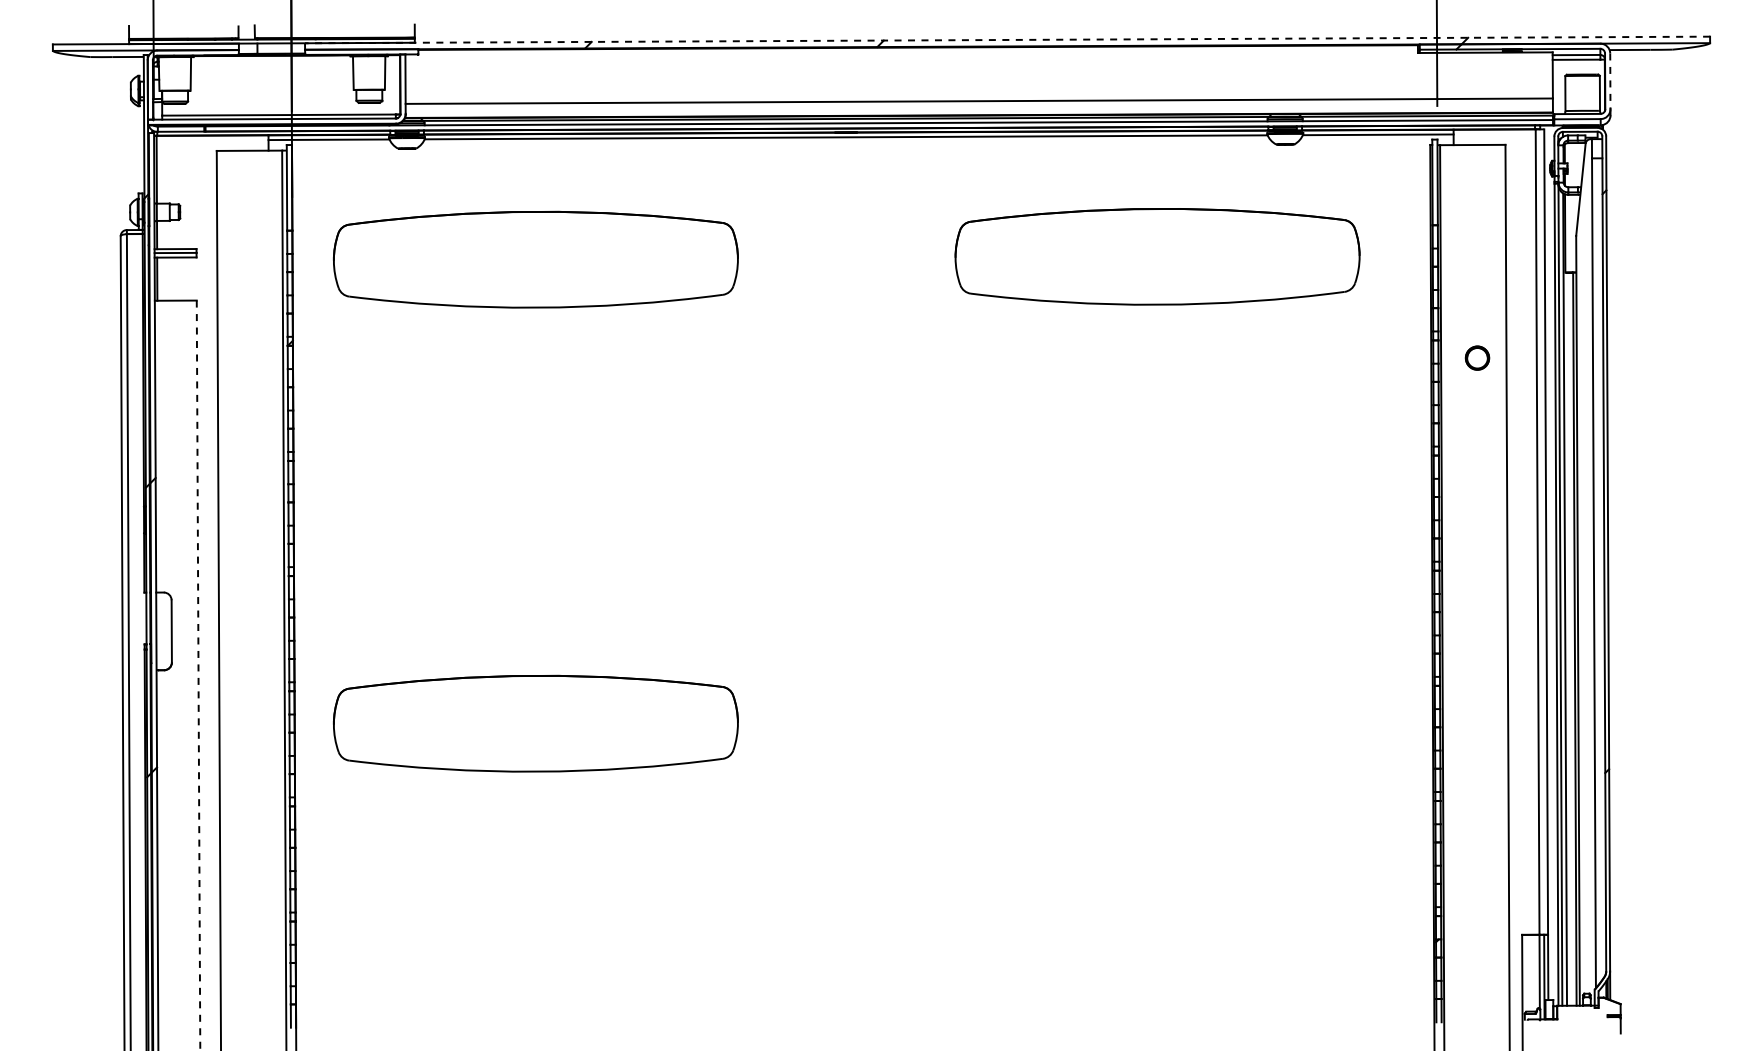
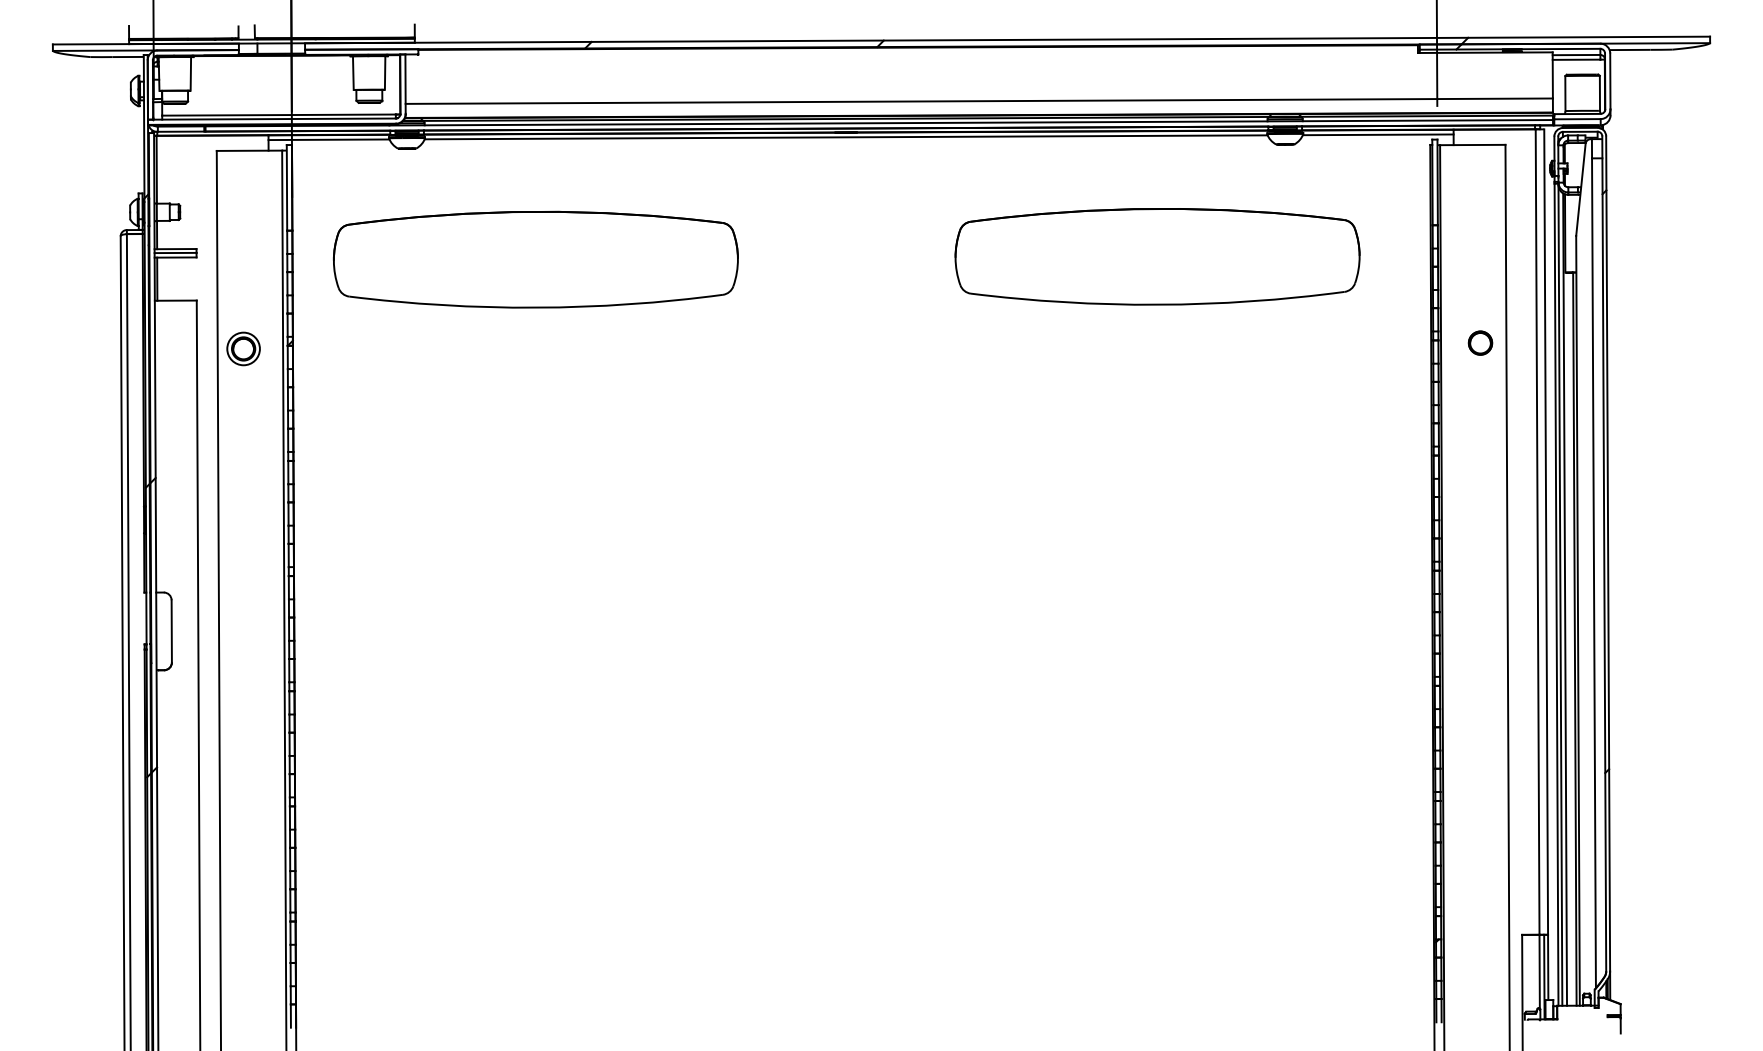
line: dashed -> solid (1007, 39)
line: dashed -> solid (1610, 81)
part: none -> present (243, 348)
part position: (1477, 357) -> (1480, 342) (1480, 342)
line: dashed -> solid (198, 675)
part: present -> none (535, 723)
